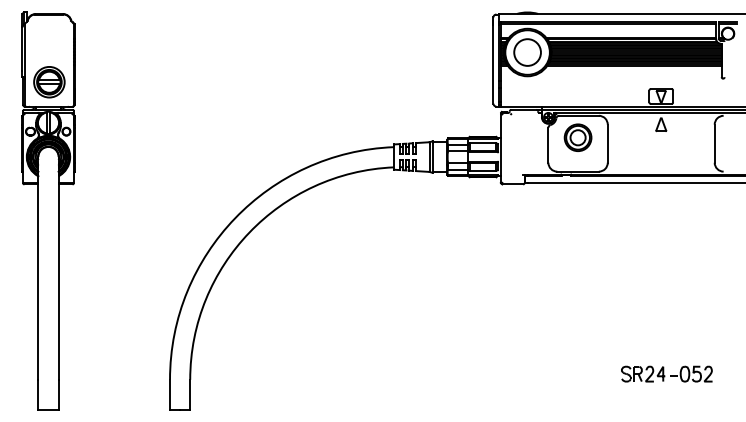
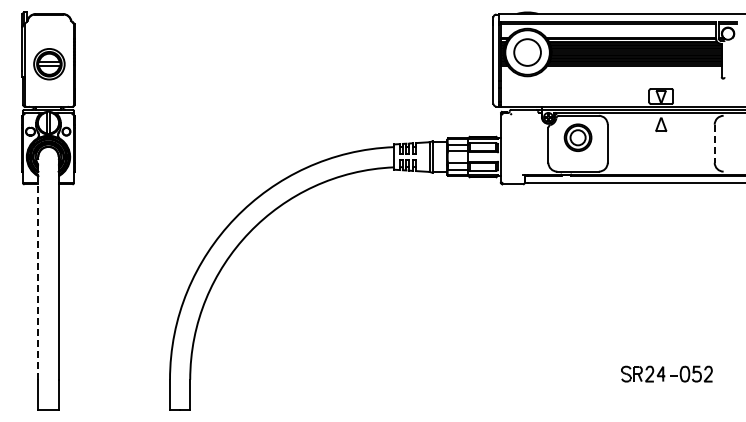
part position: (49, 82) -> (49, 64) (49, 64)
line: solid -> dashed (714, 144)
line: solid -> dashed (38, 267)
